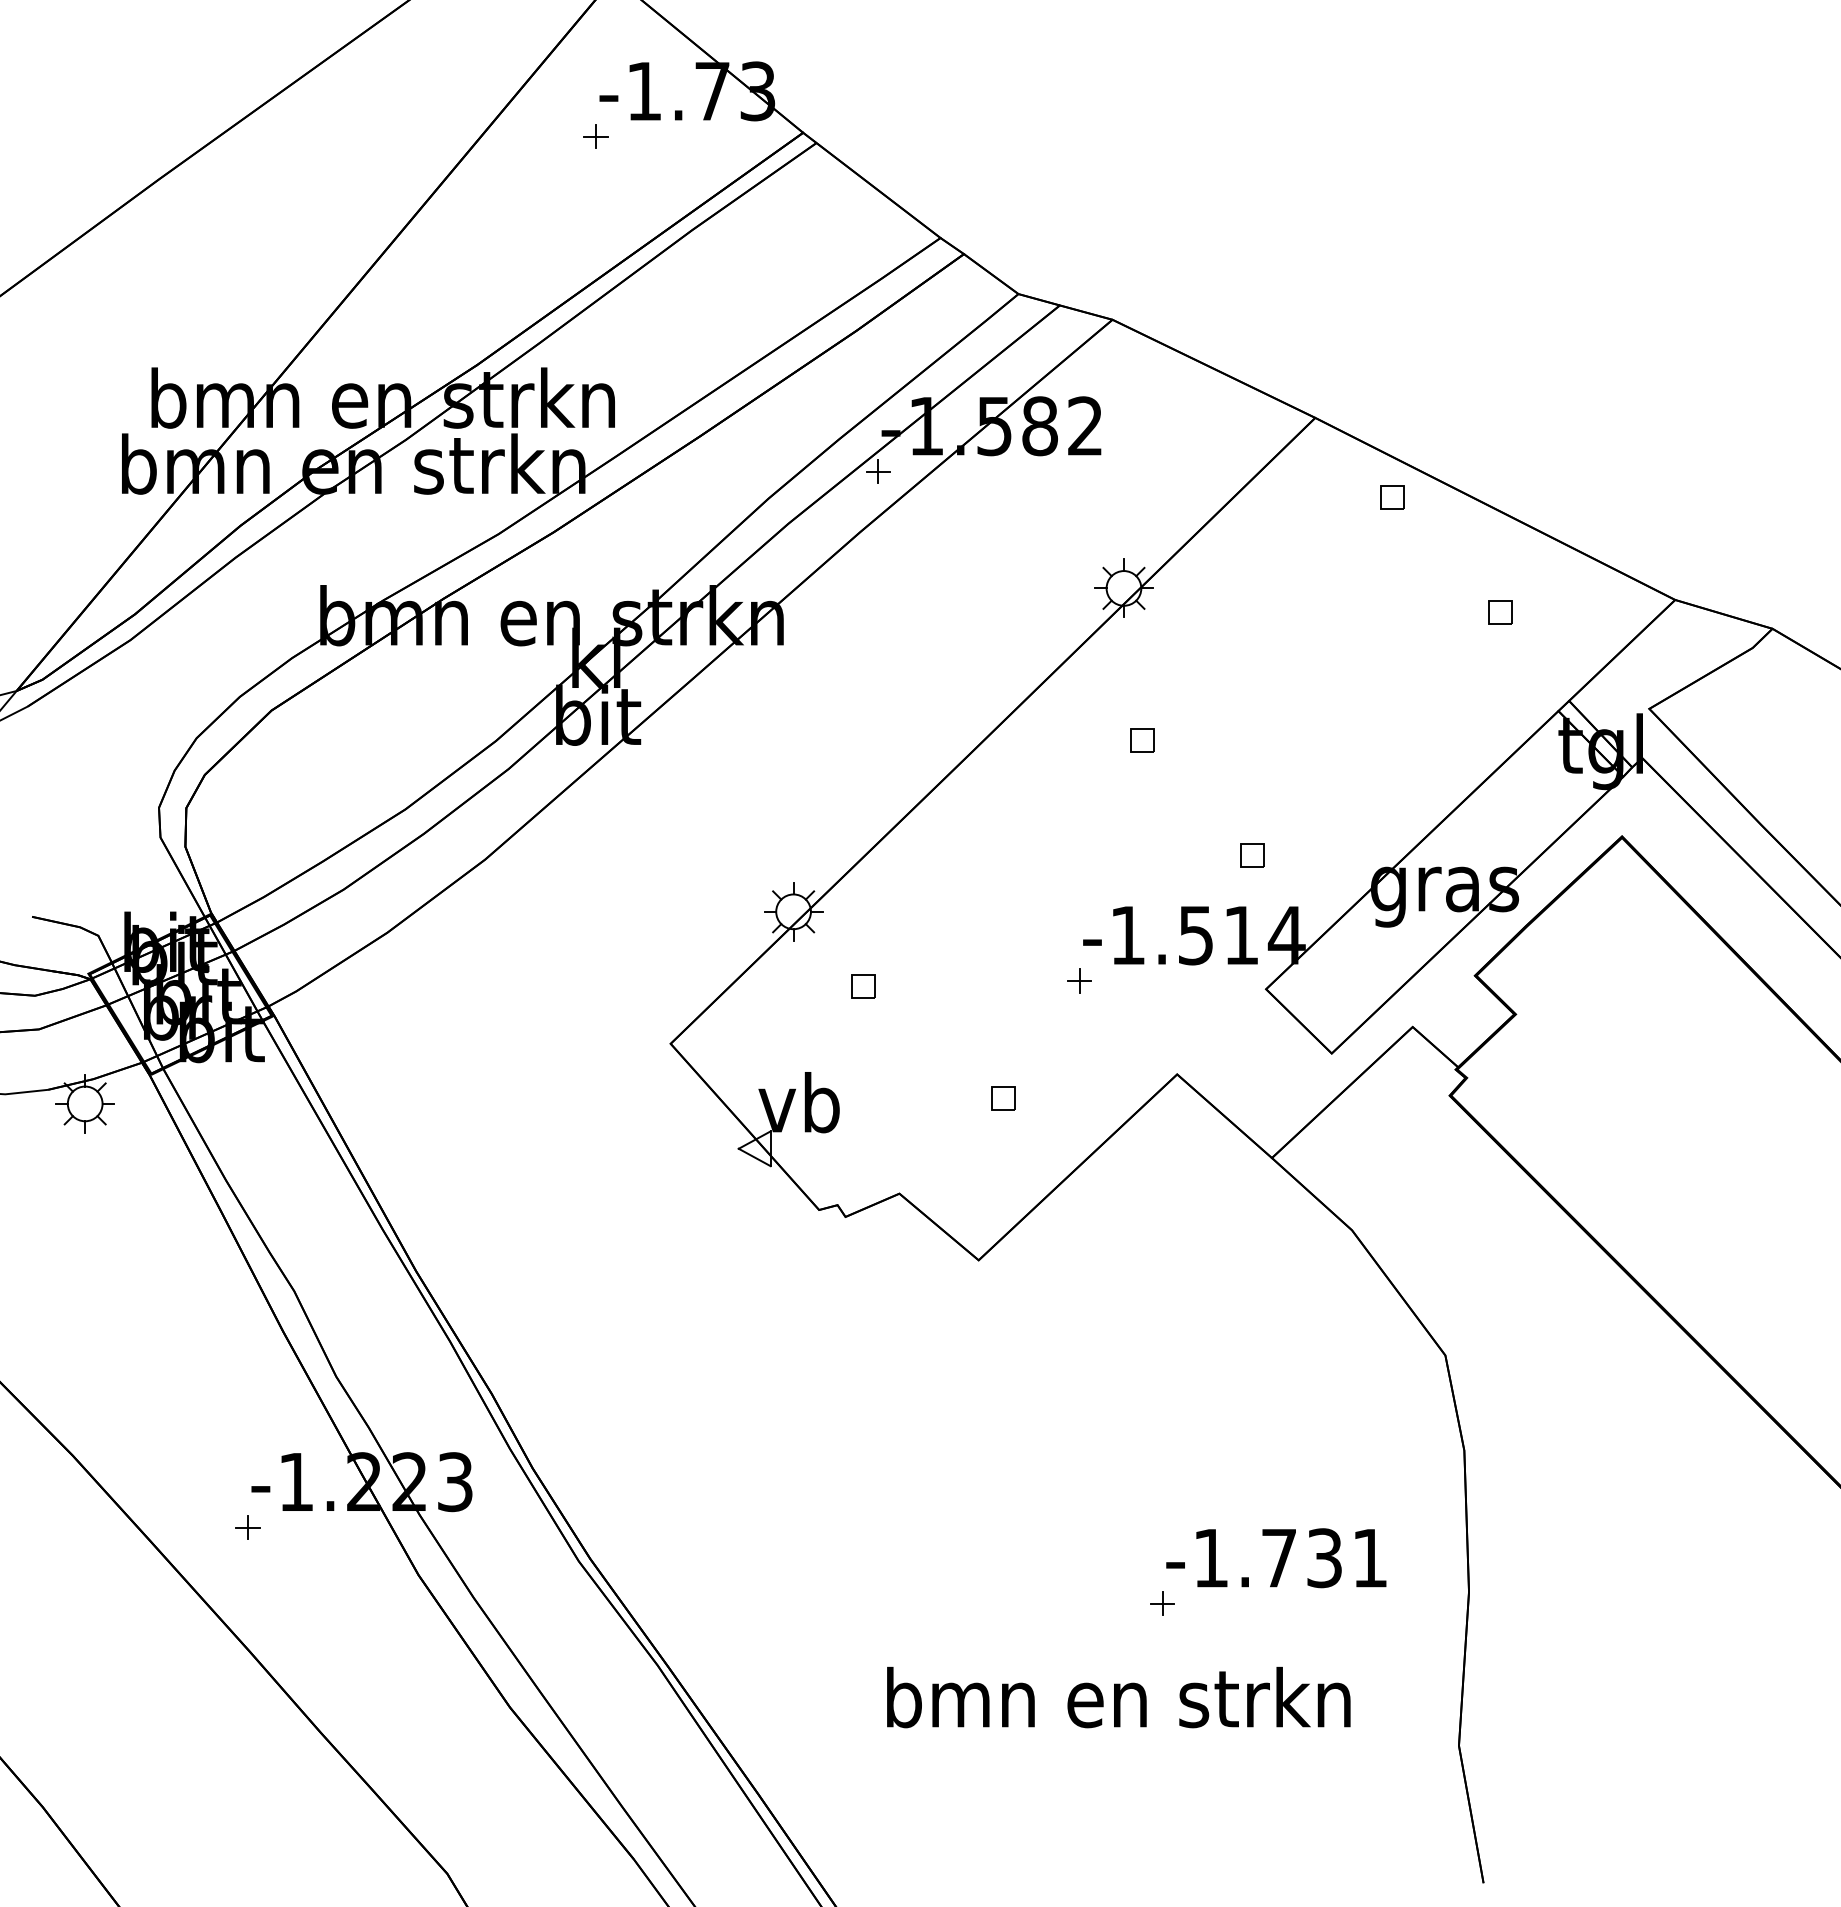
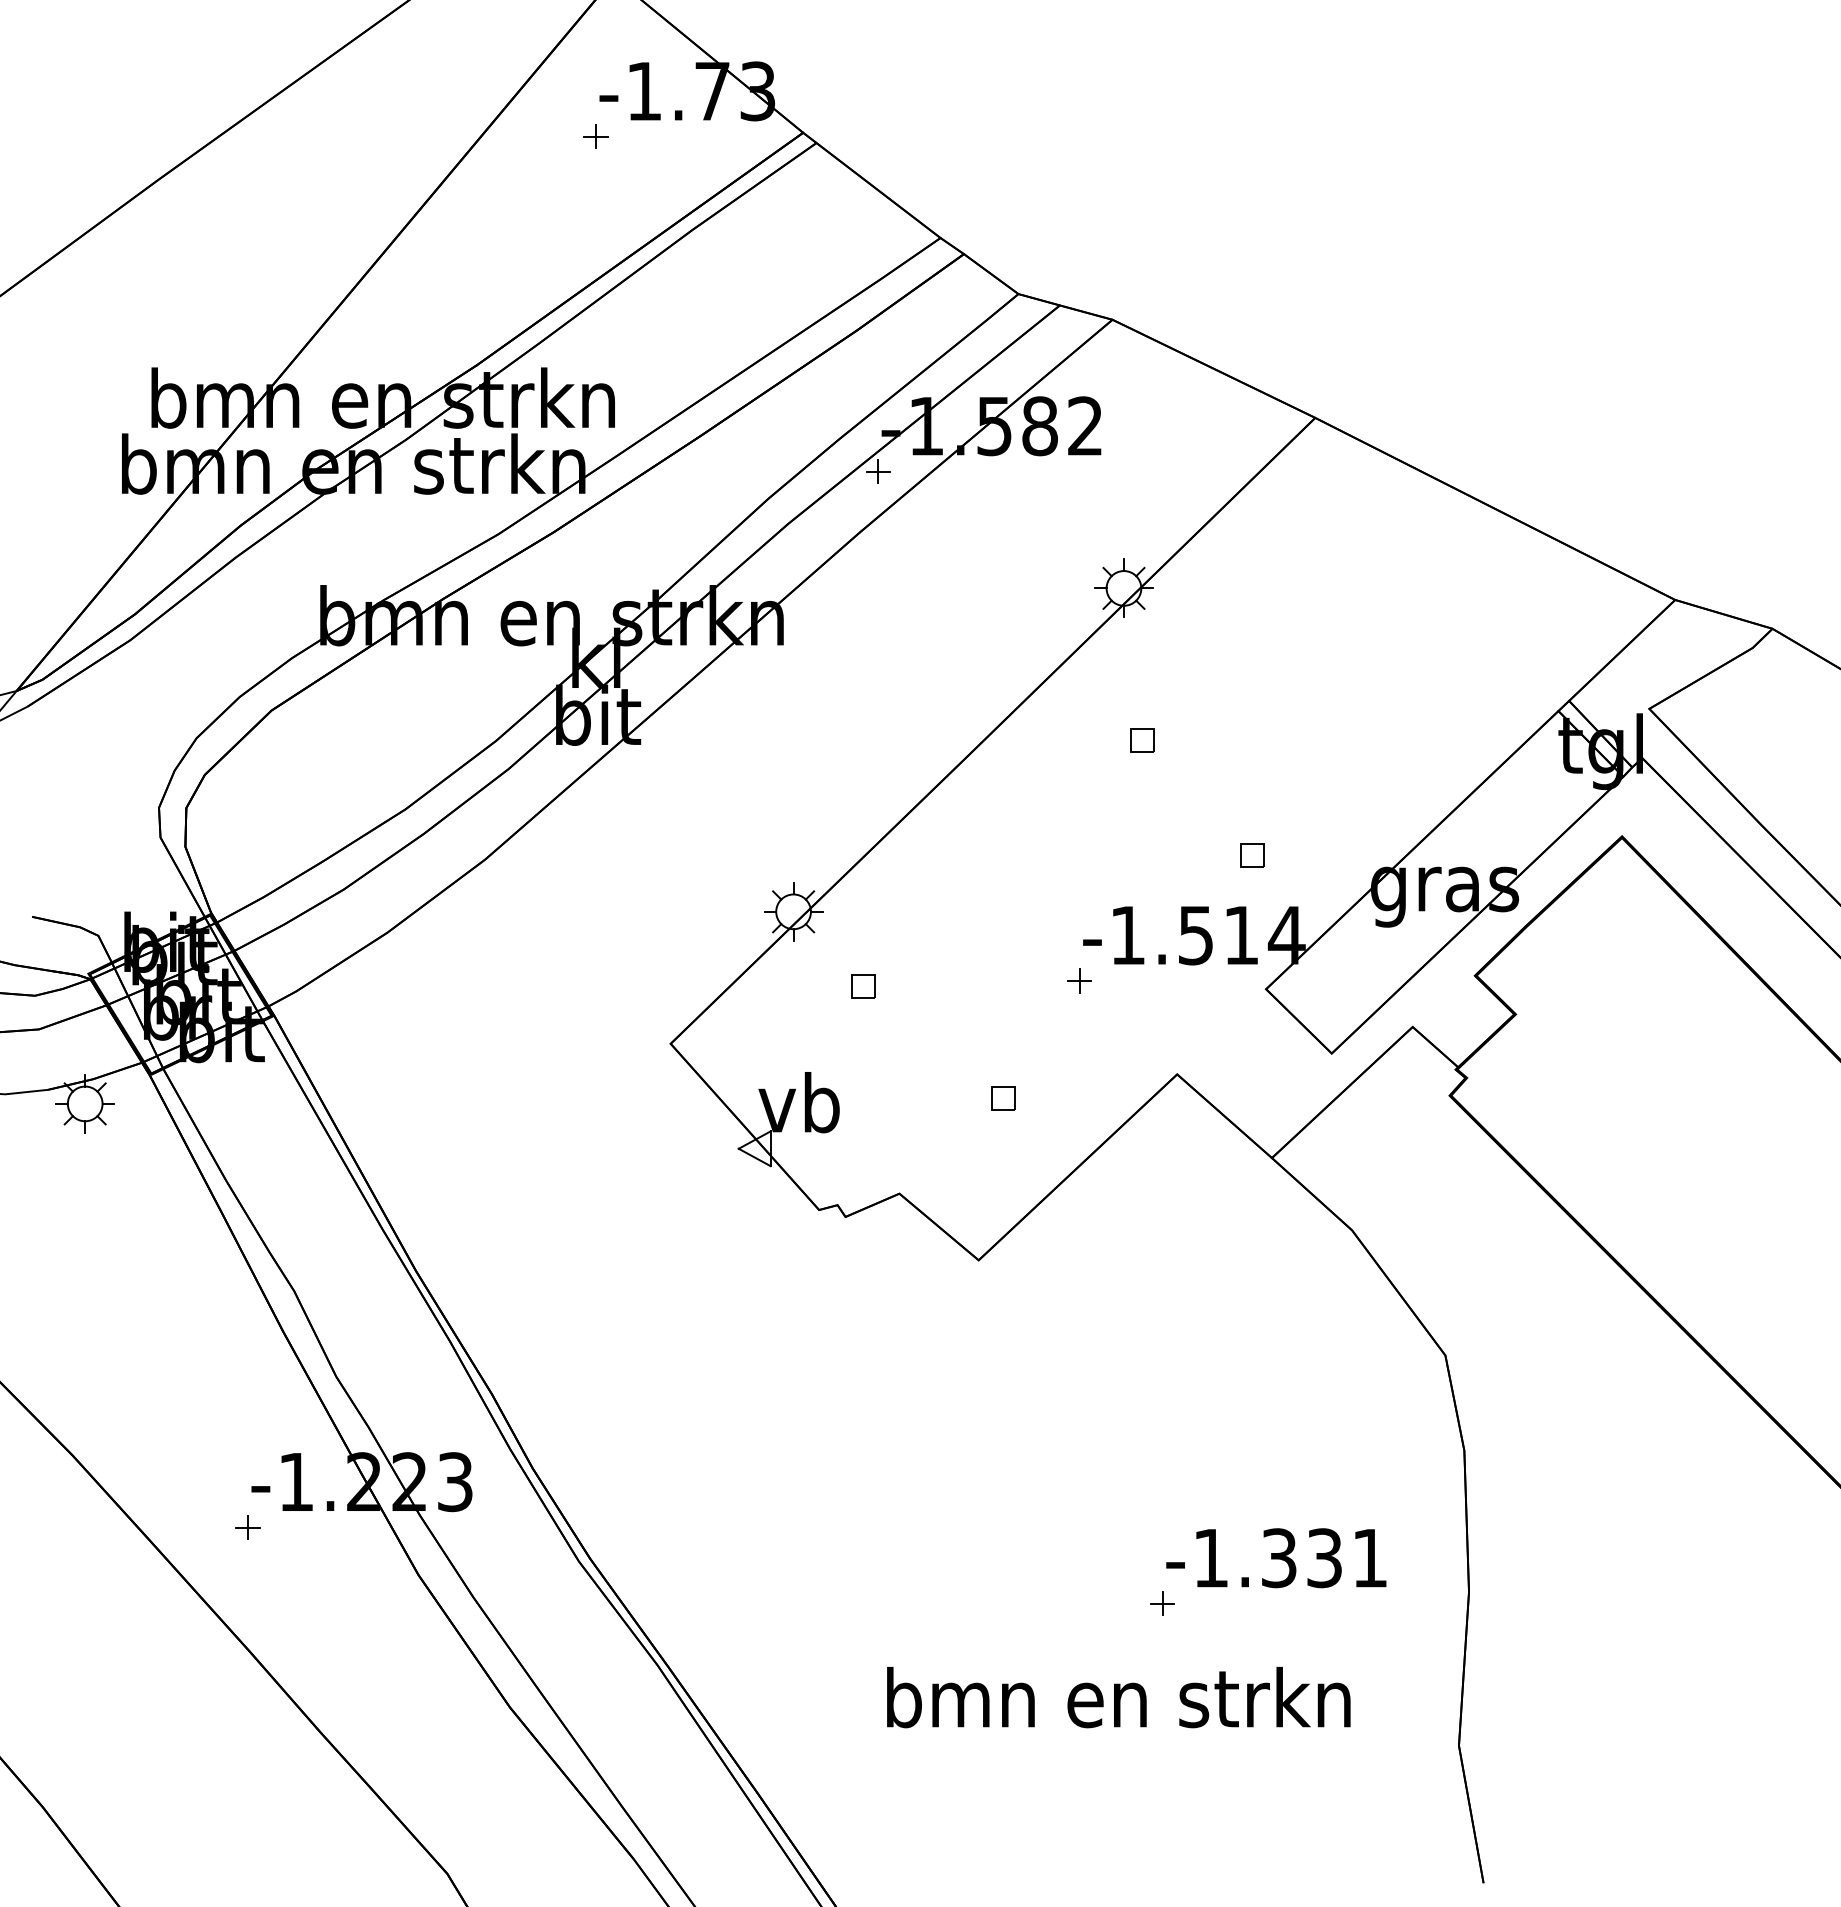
part: present -> none (1392, 497)
part: present -> none (1500, 612)
text: -1.731 -> -1.331 (1279, 1558)
